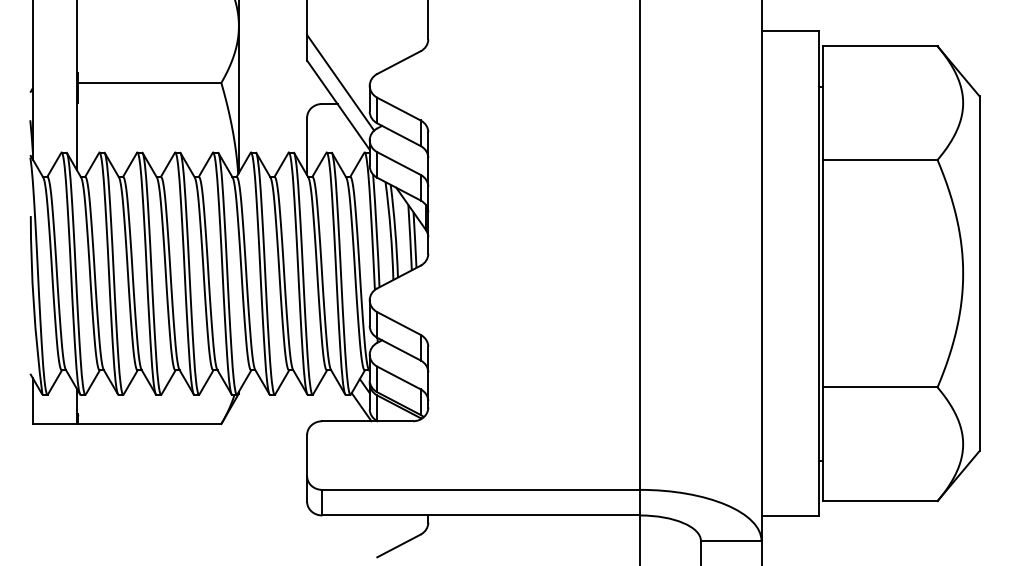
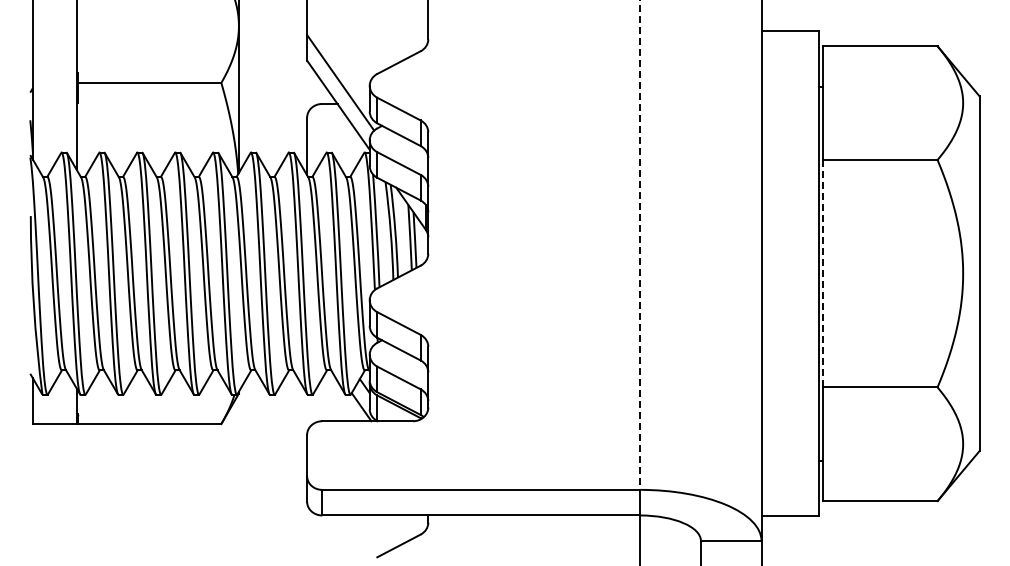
line: solid -> dashed (640, 245)
line: solid -> dashed (823, 273)
